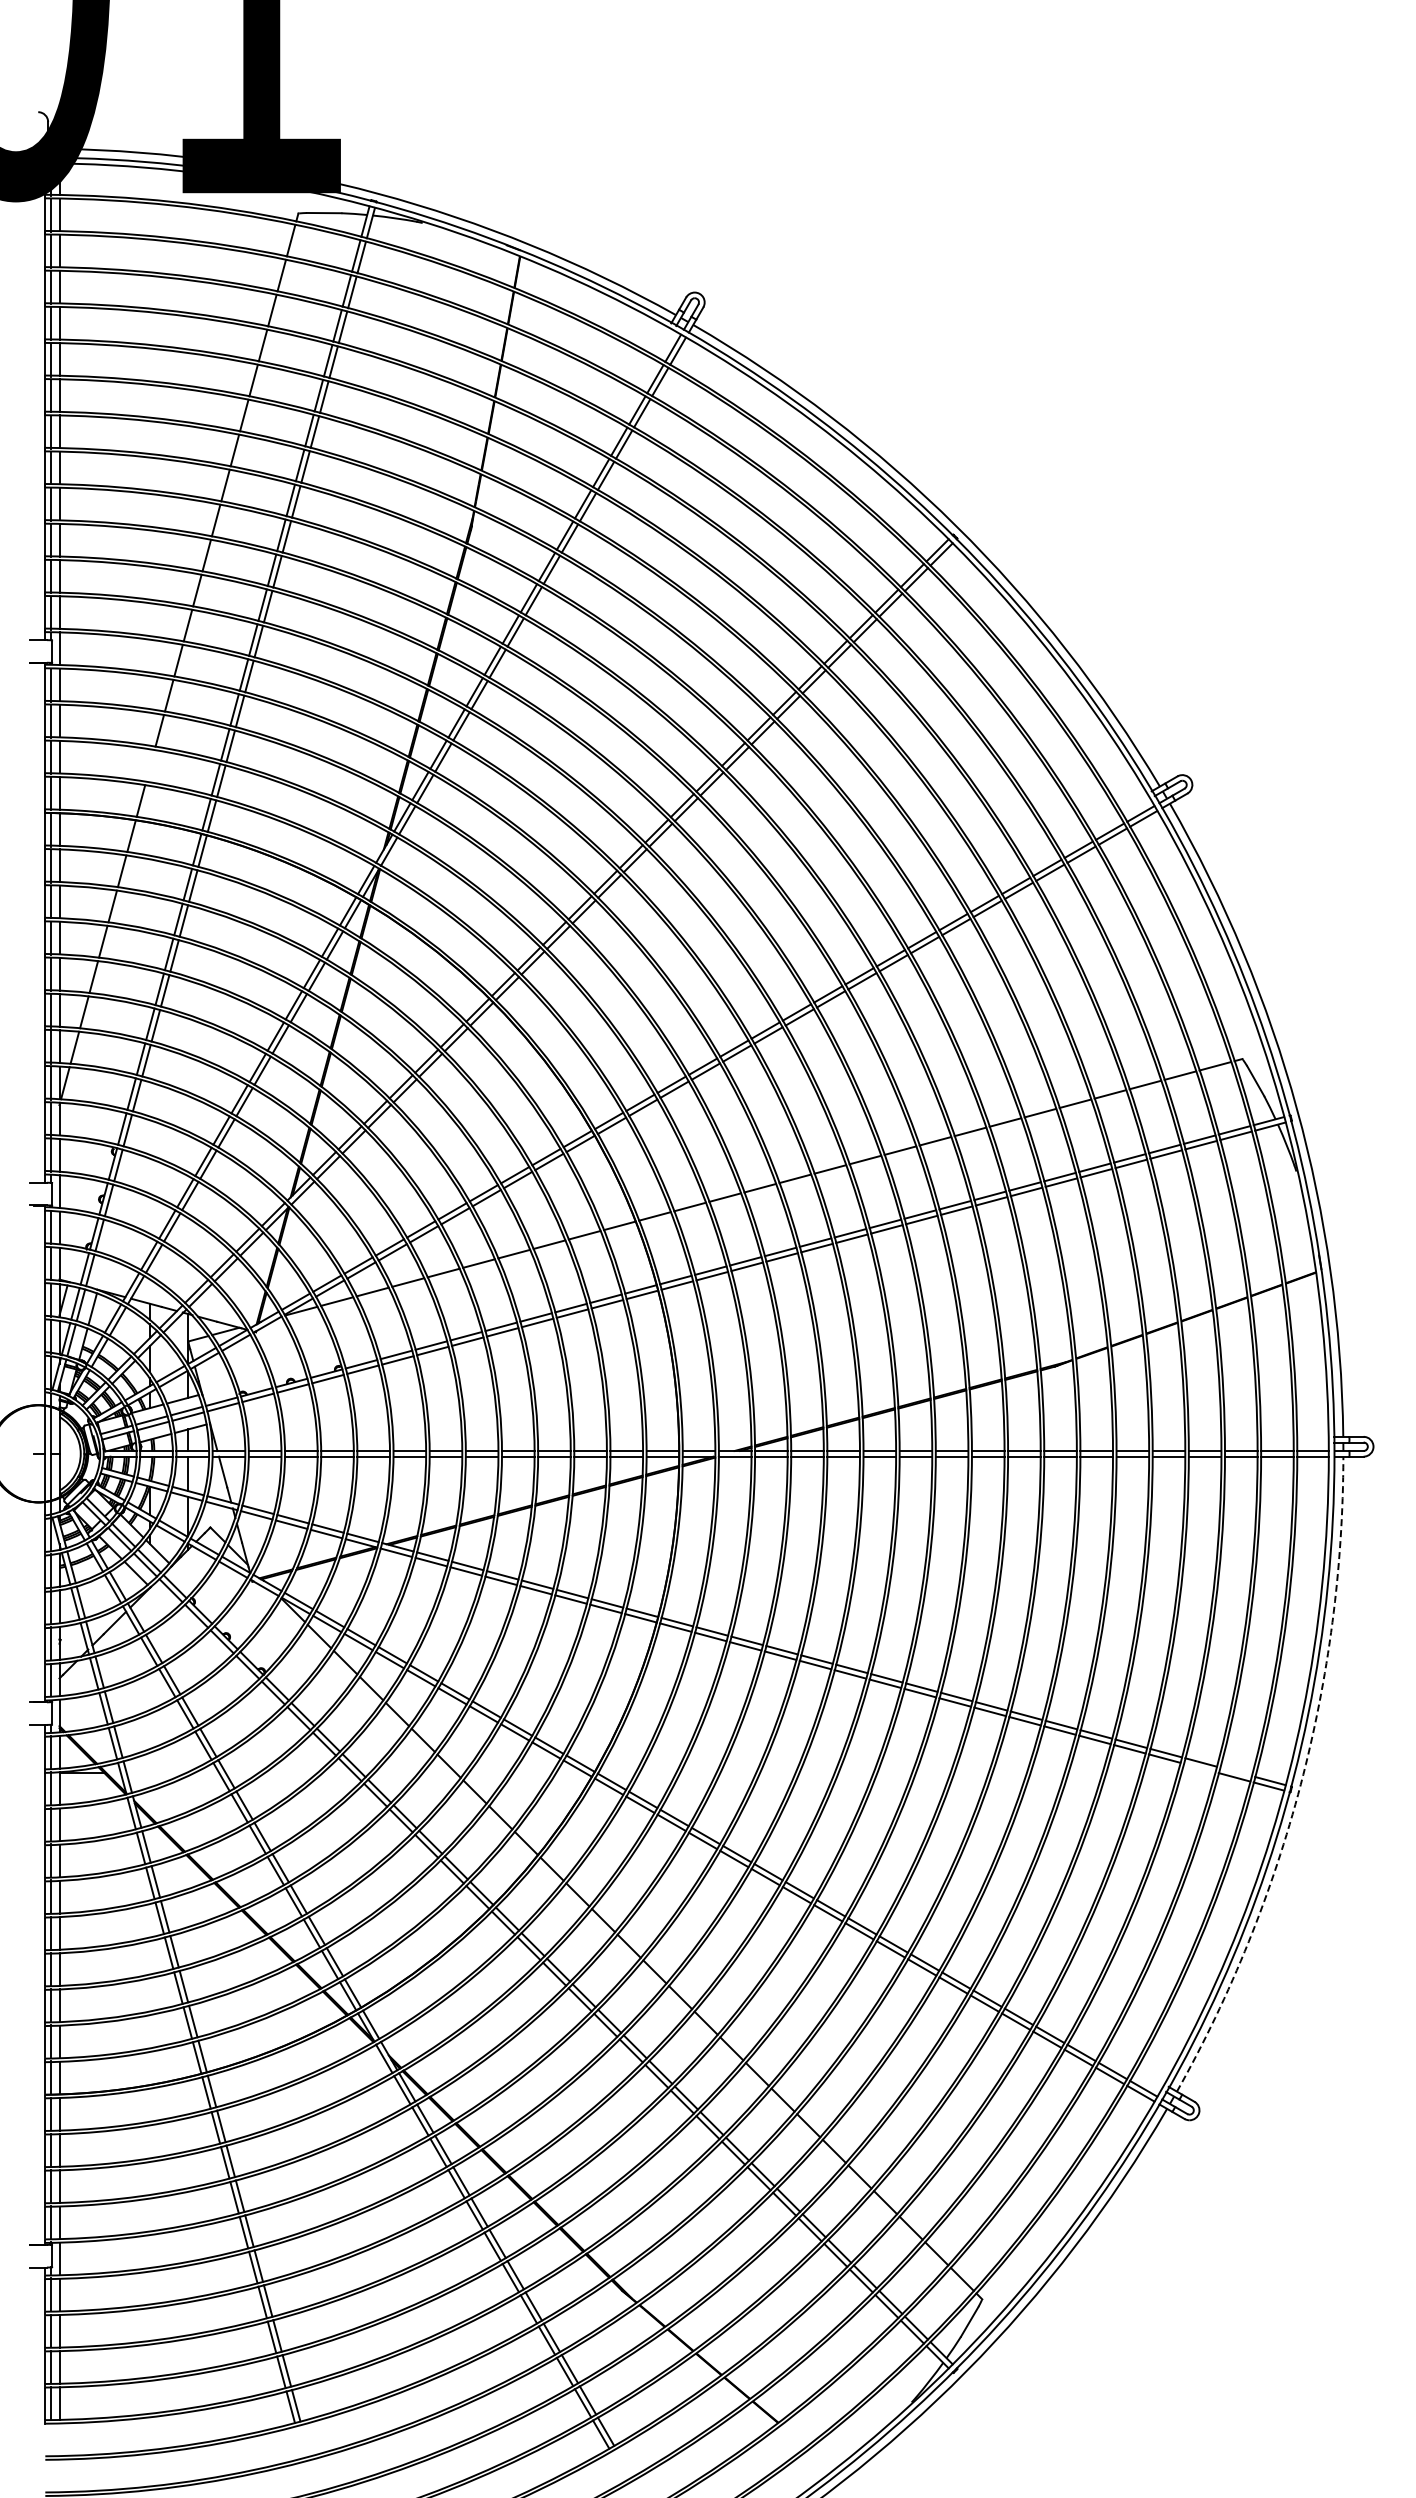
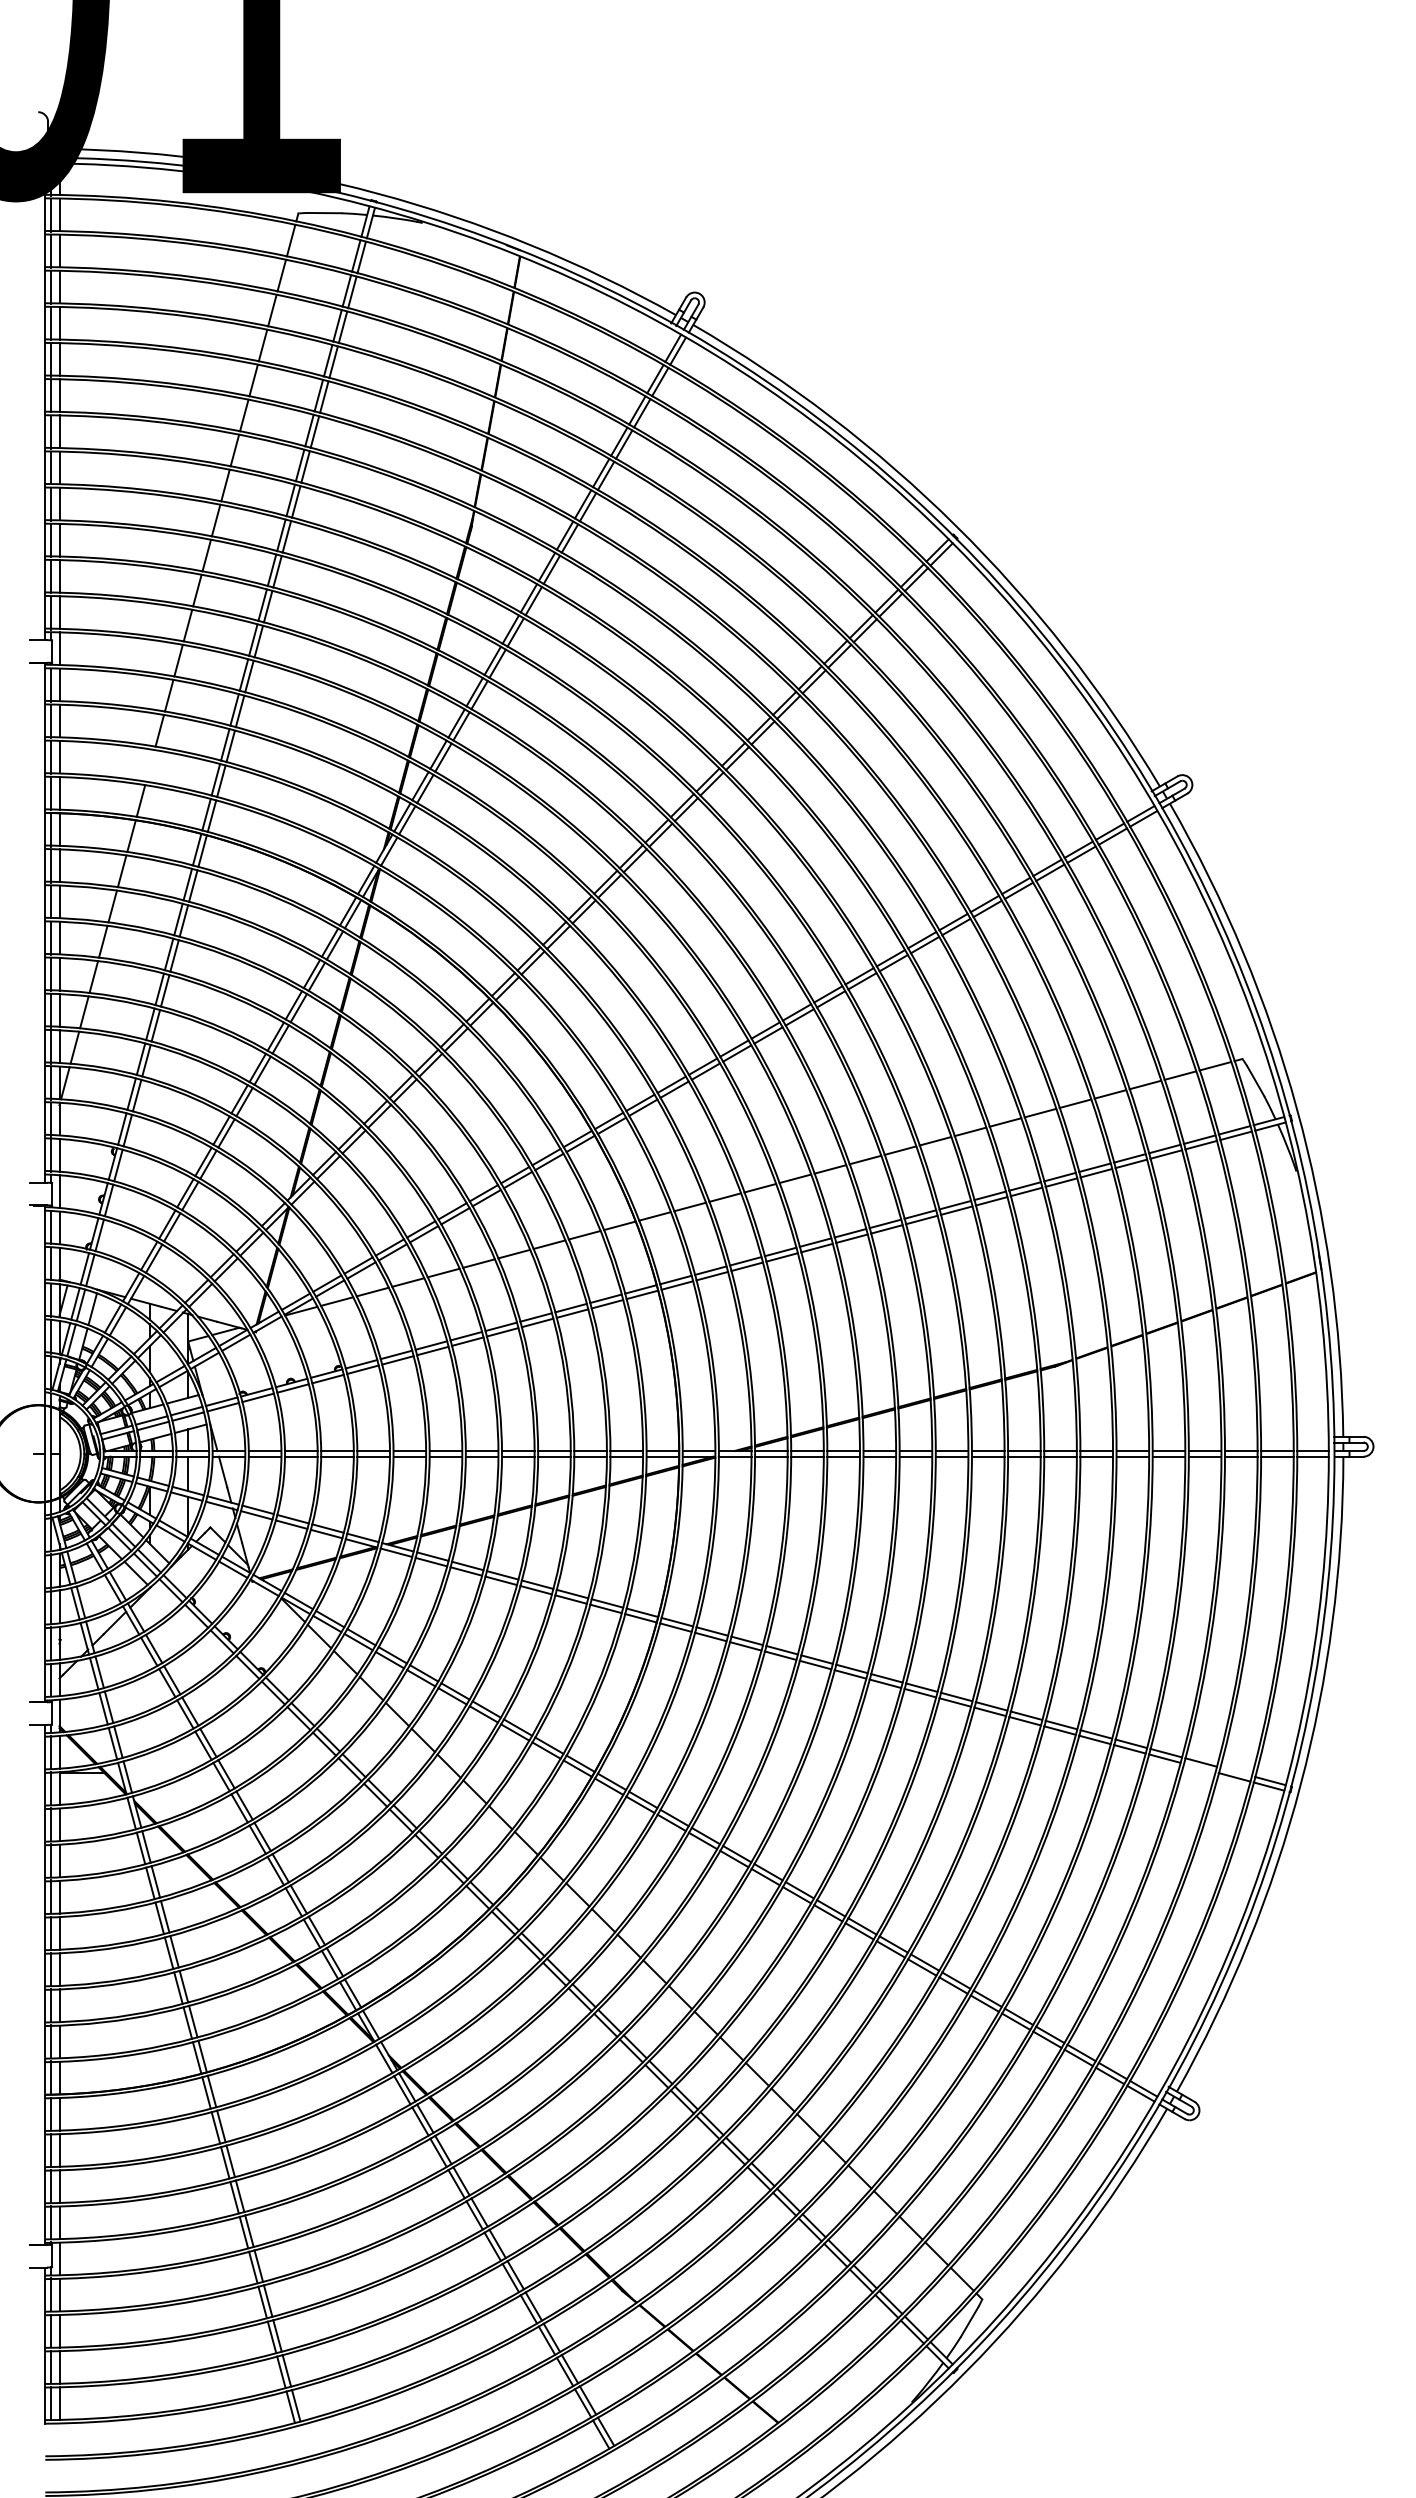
arc: dashed -> solid (1300, 1784)
